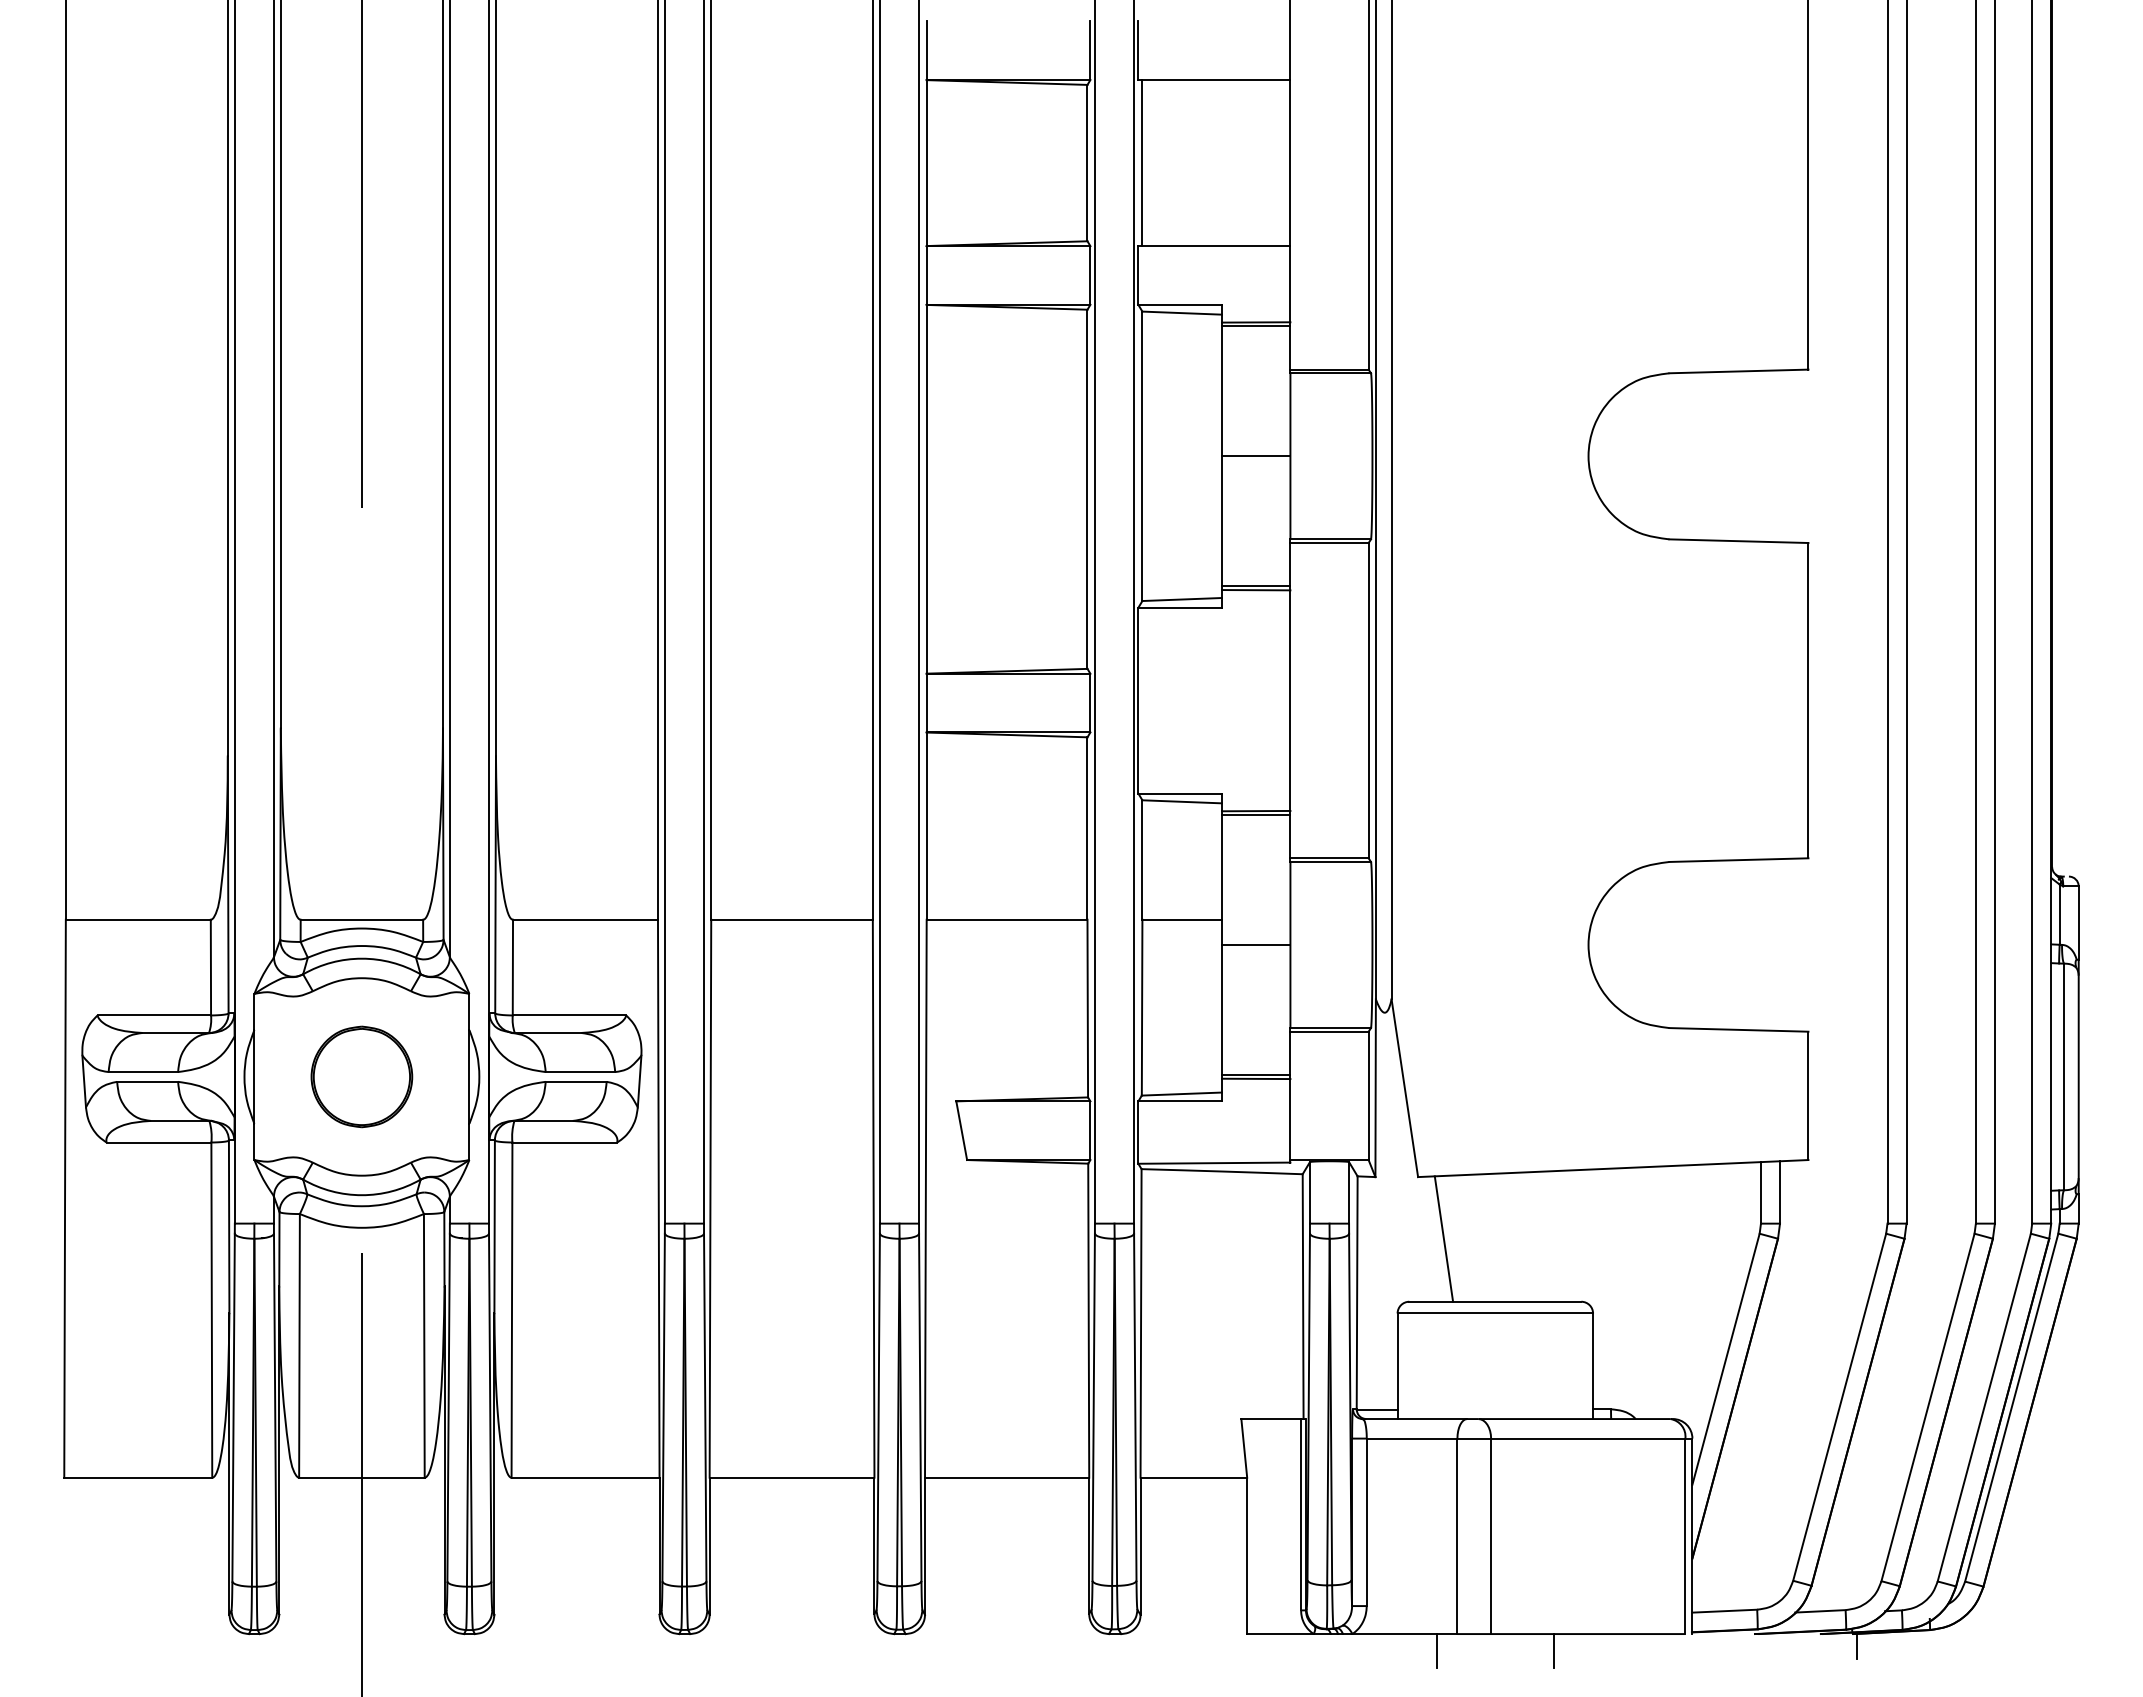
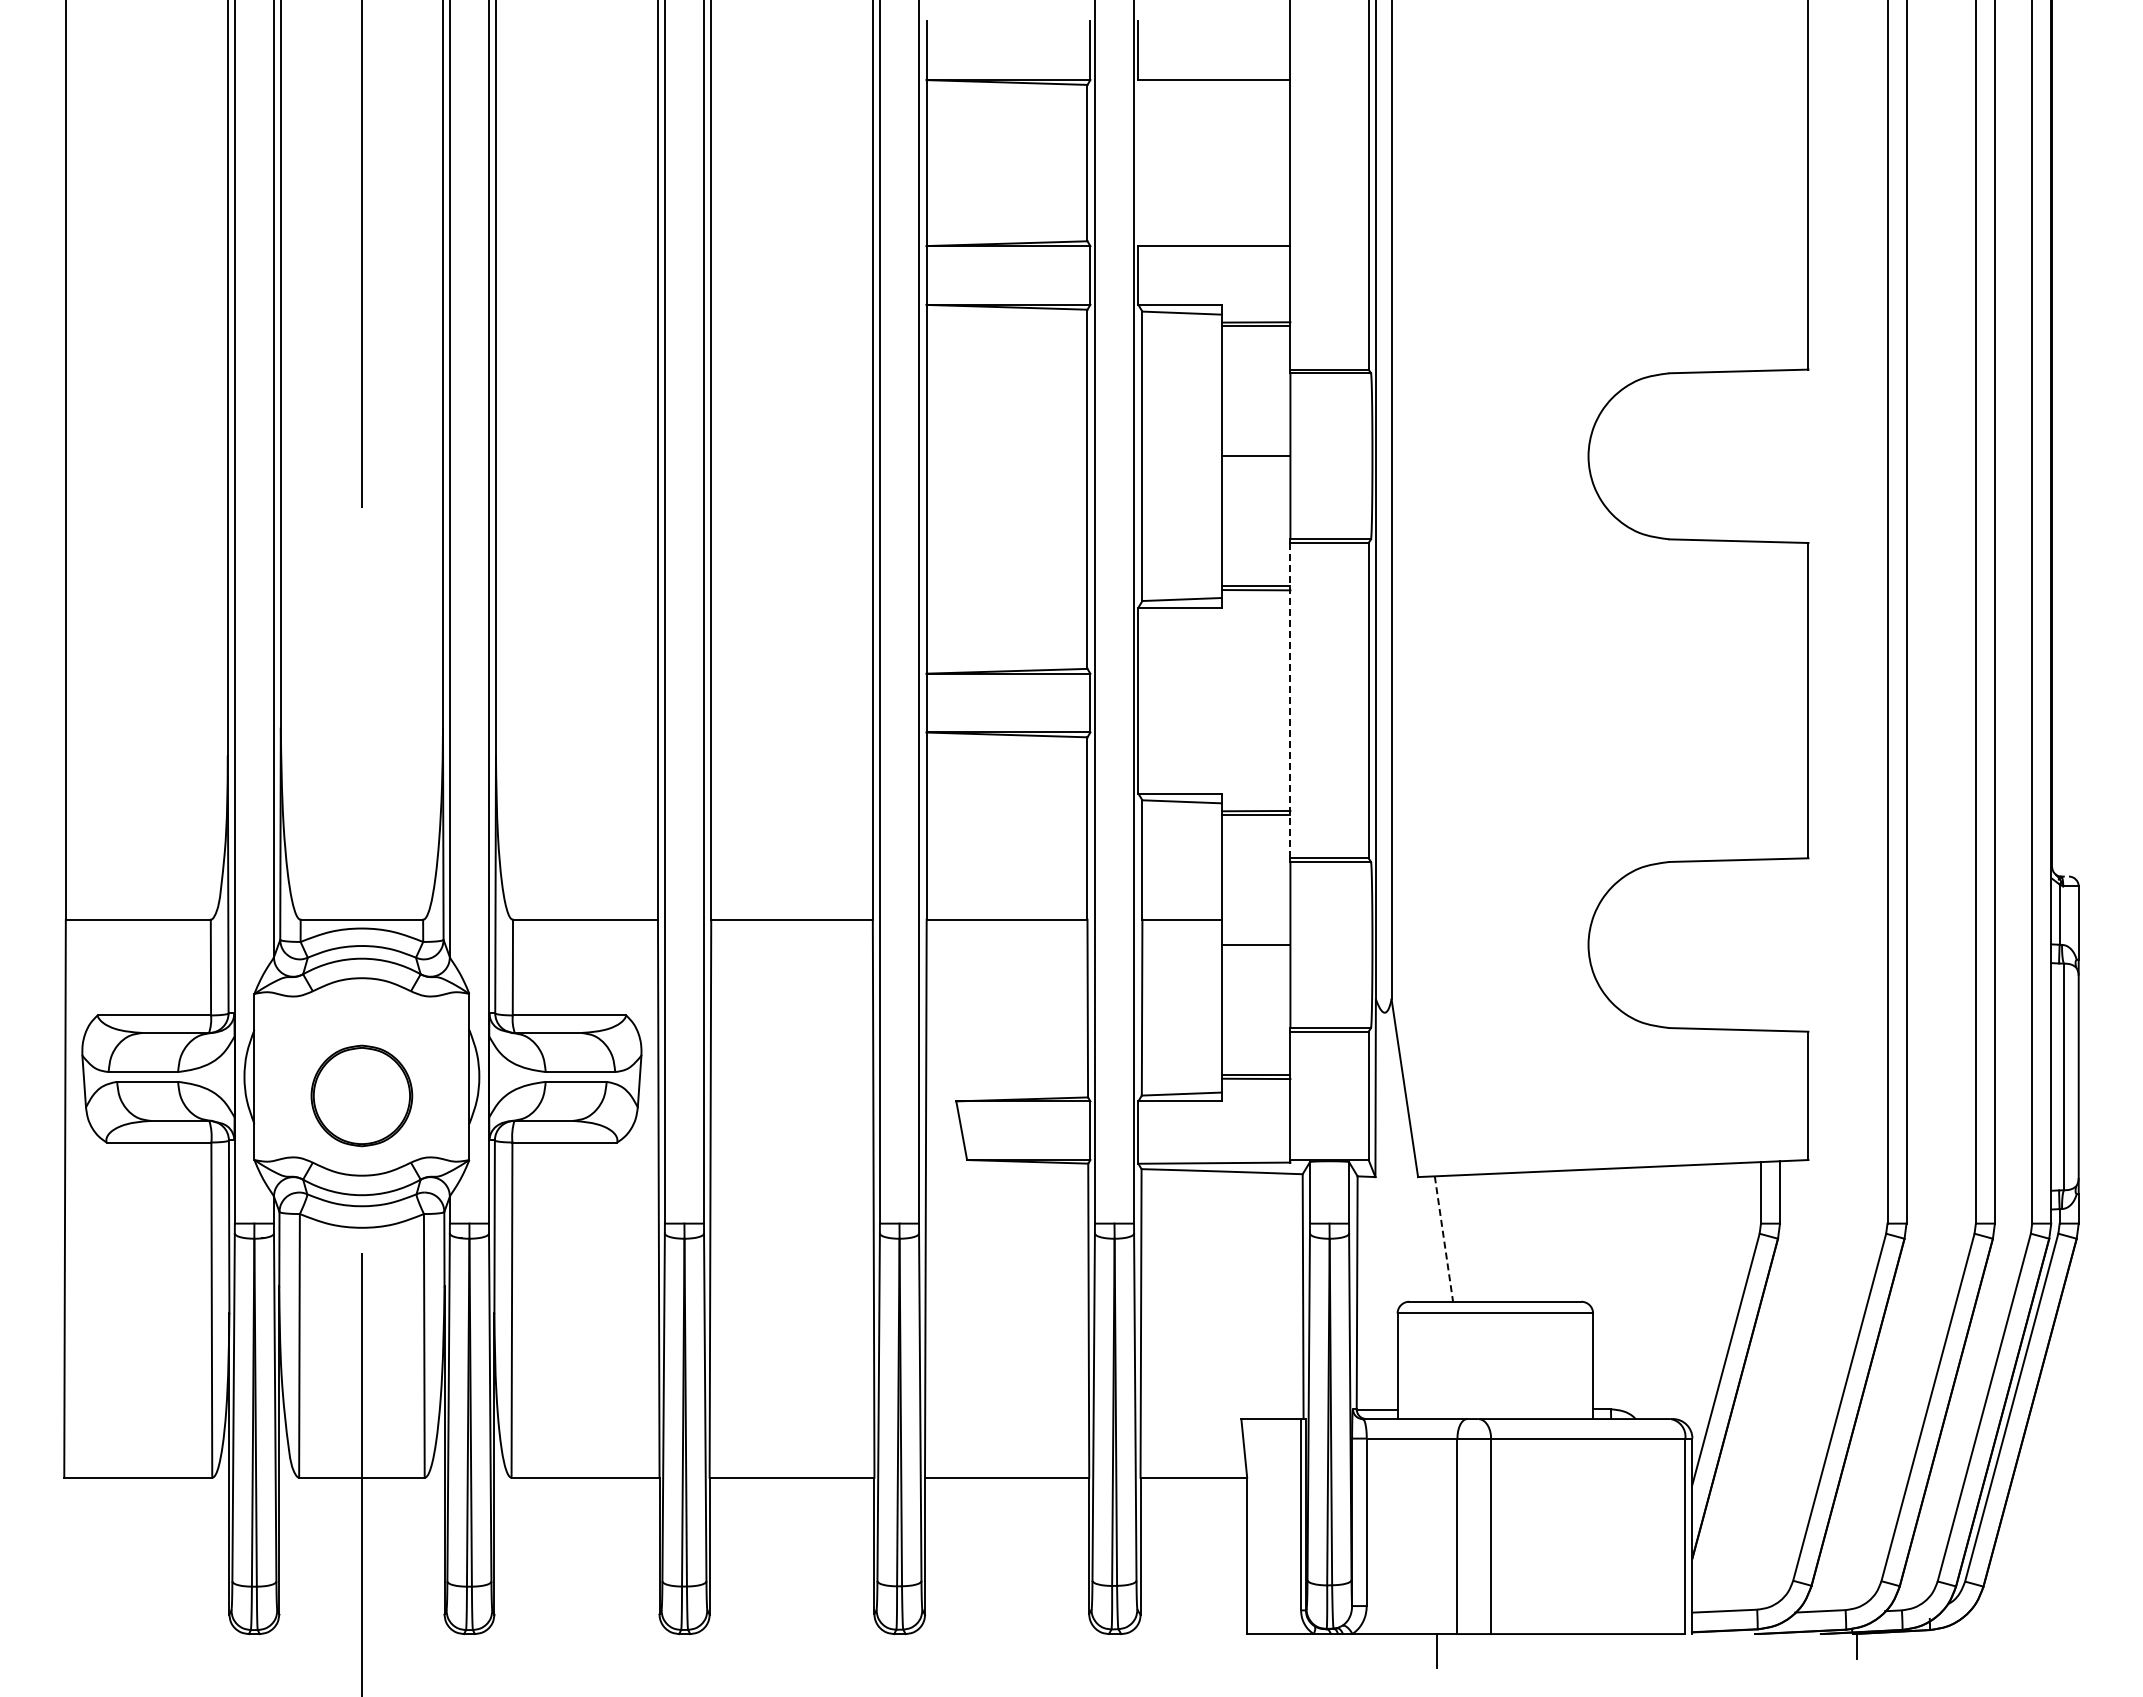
line: present -> none (1142, 163)
line: solid -> dashed (1290, 700)
part position: (361, 1076) -> (361, 1095) (361, 1095)
line: solid -> dashed (1444, 1239)
line: present -> none (1553, 1651)
